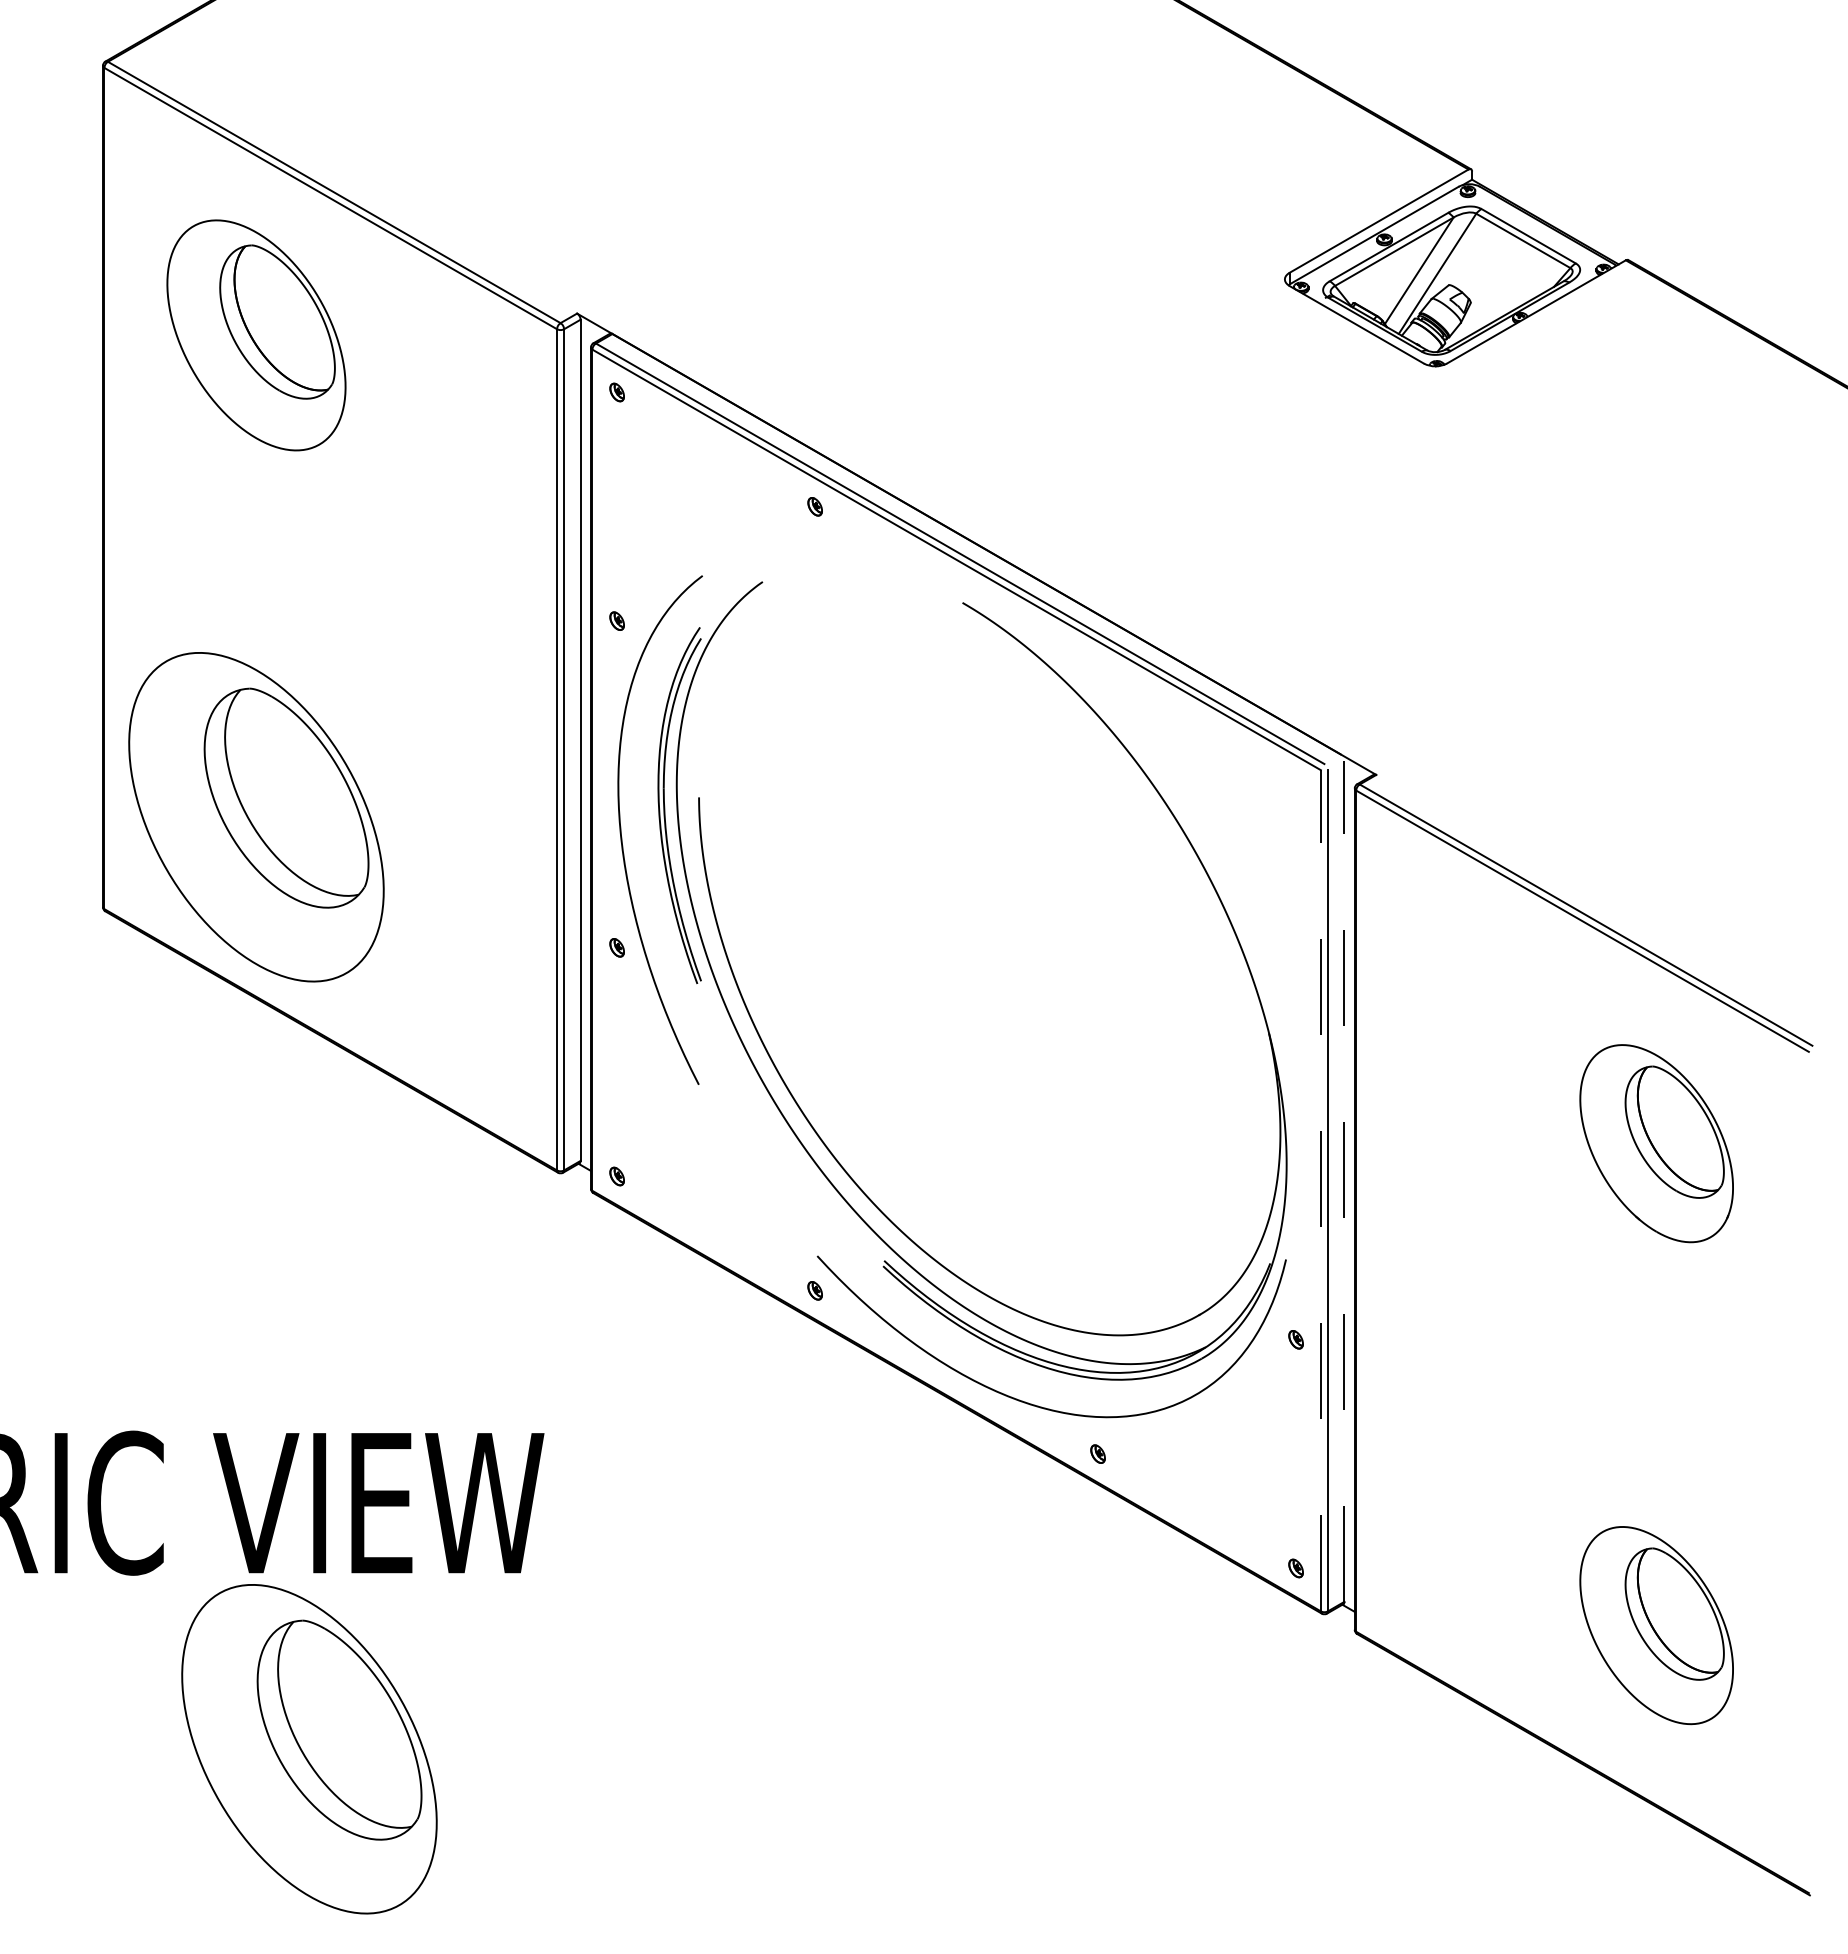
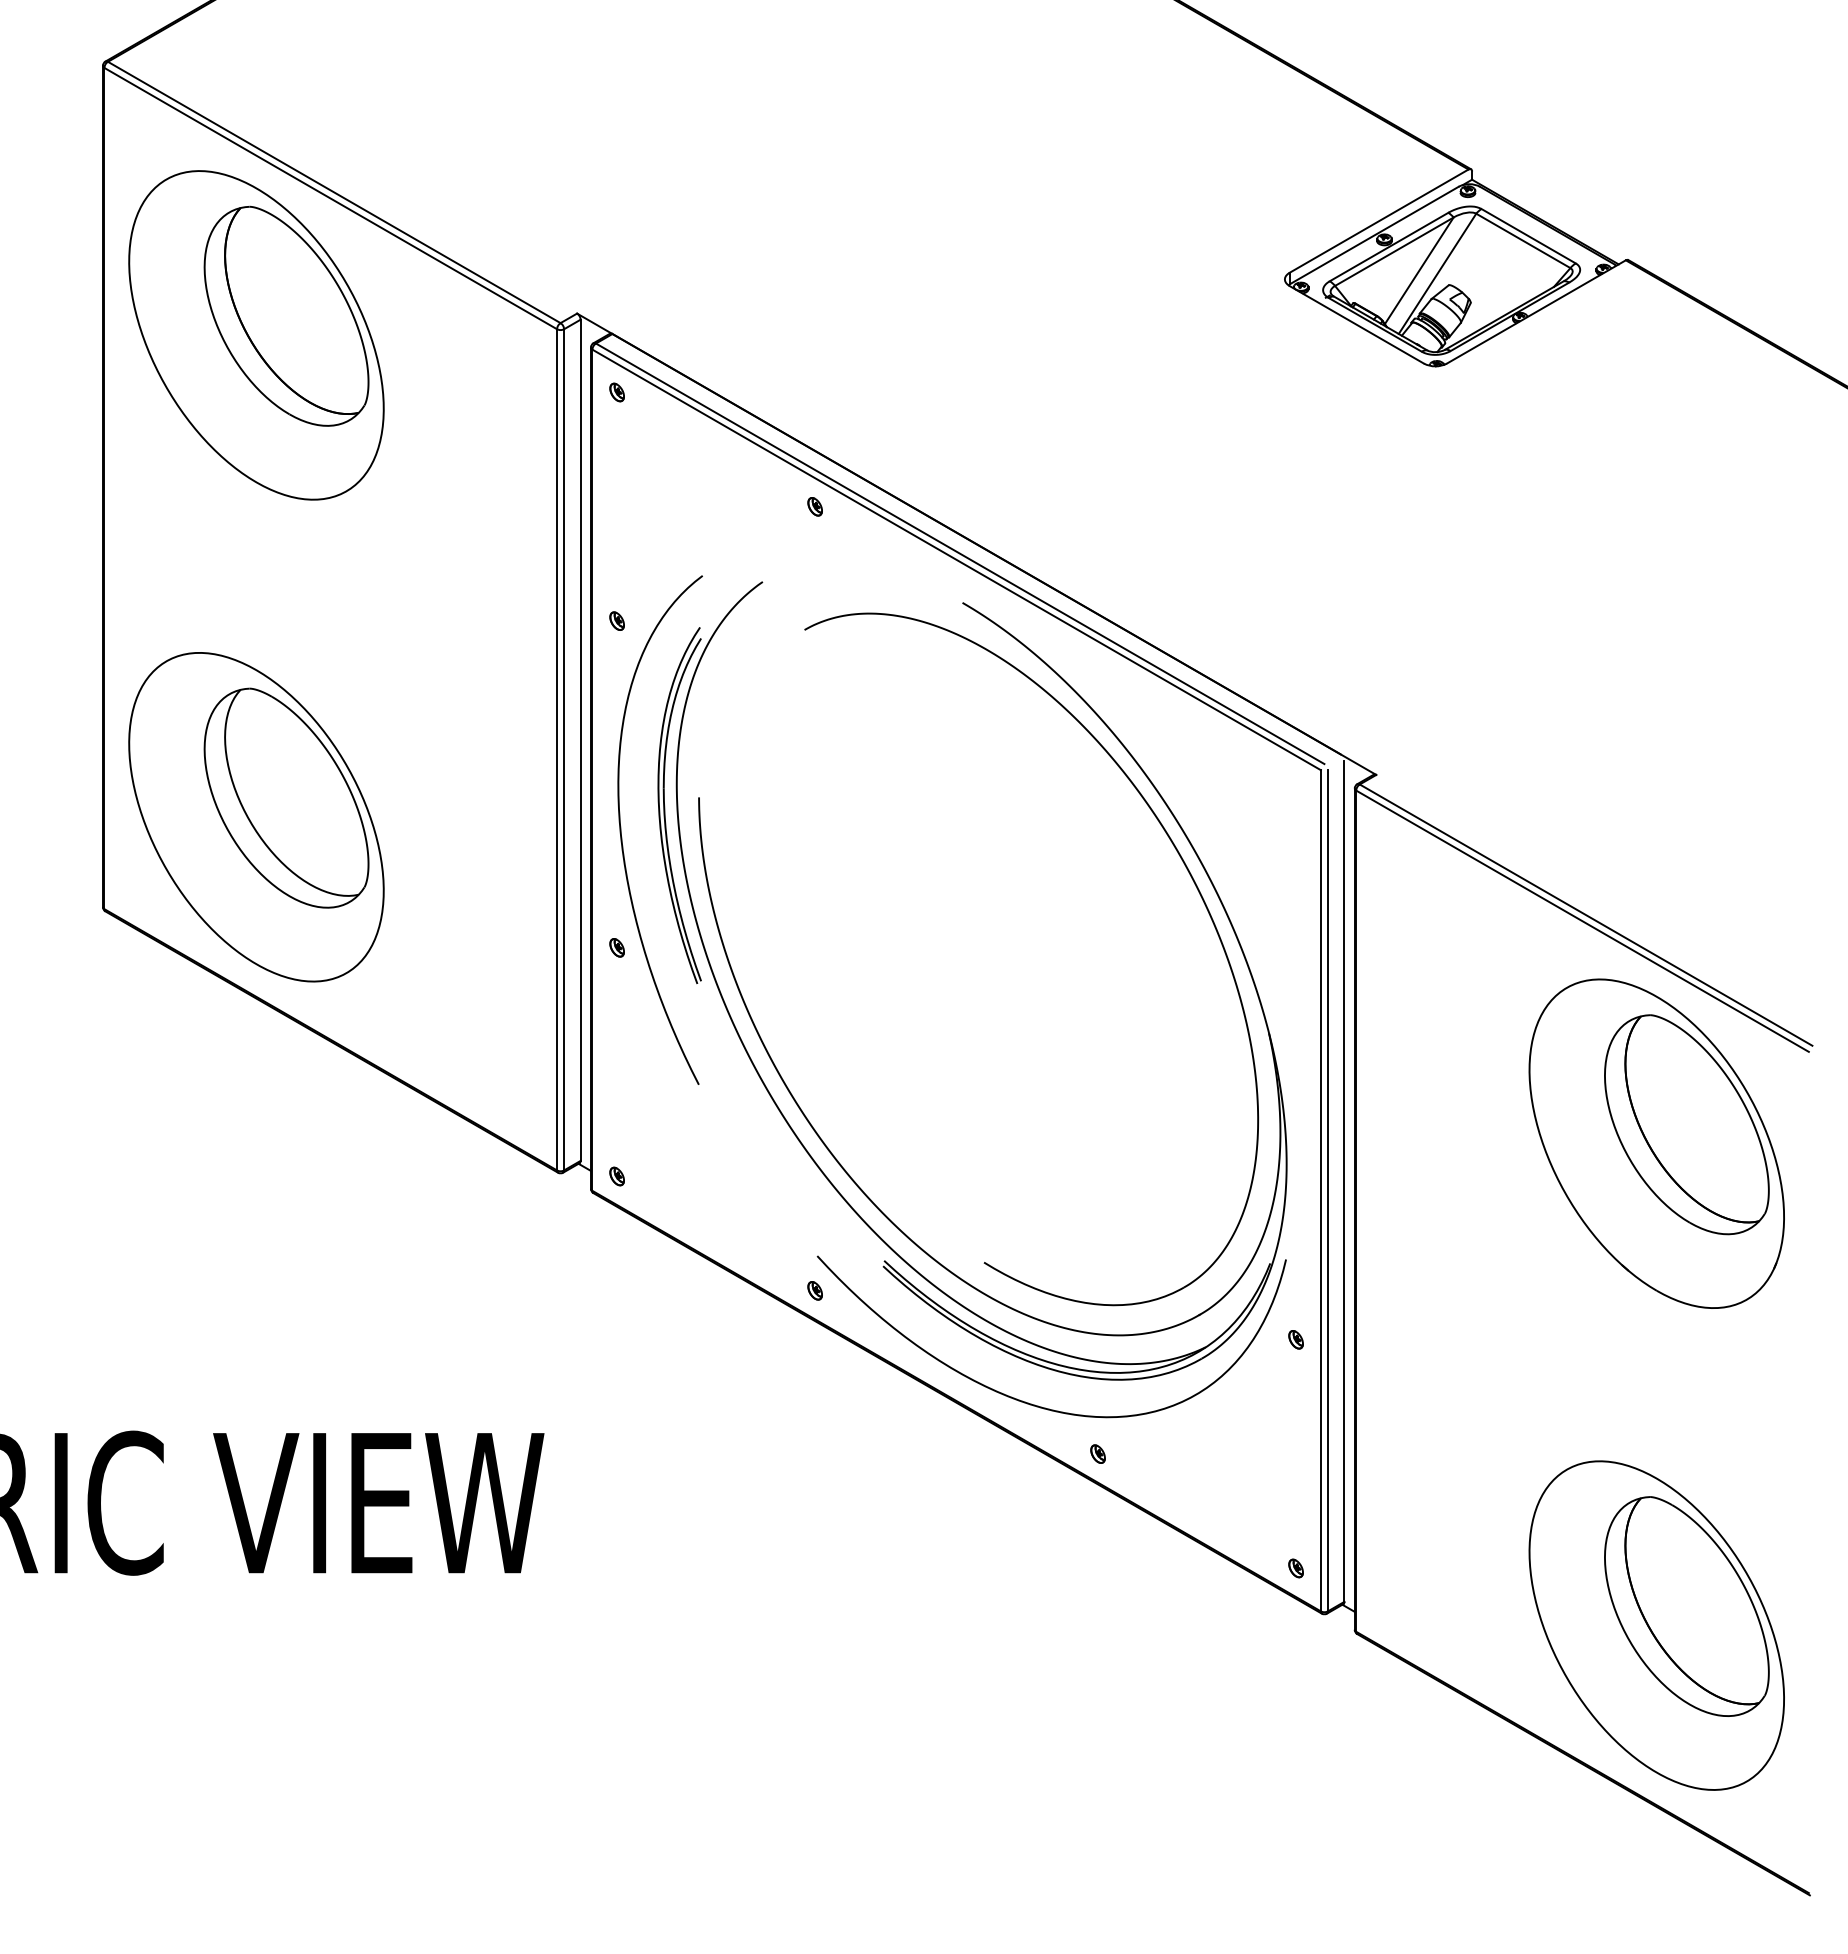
part size: 181x233 px -> 257x331 px (256, 335)
part: none -> present (1187, 871)
part size: 155x200 px -> 257x331 px (1656, 1143)
line: dashed -> solid (1344, 1181)
line: dashed -> solid (1320, 1190)
part size: 155x200 px -> 257x331 px (1656, 1625)
part: present -> none (309, 1749)
